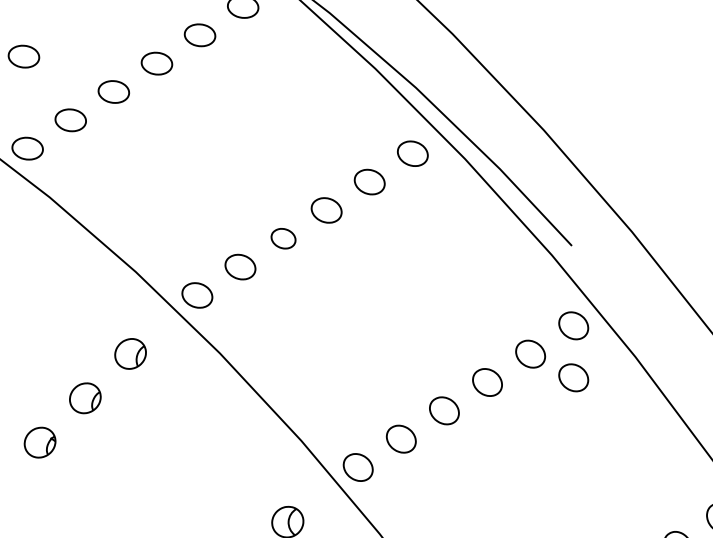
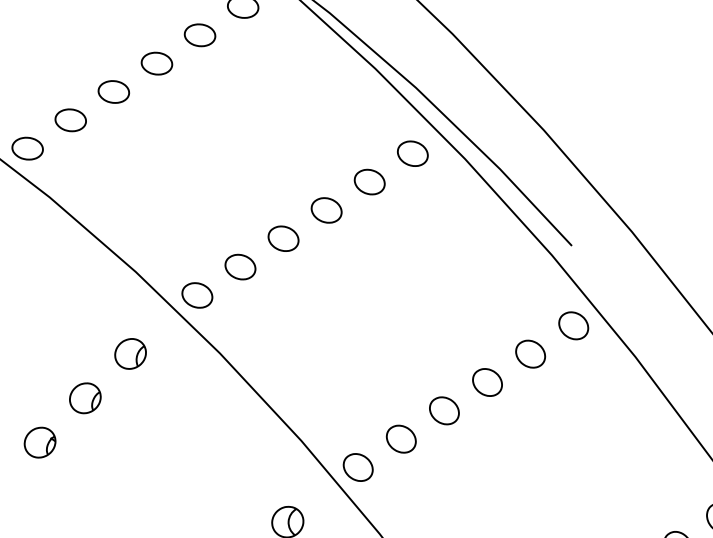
part: present -> none (23, 56)
part size: 27x22 px -> 33x27 px (283, 238)
part: present -> none (573, 377)
